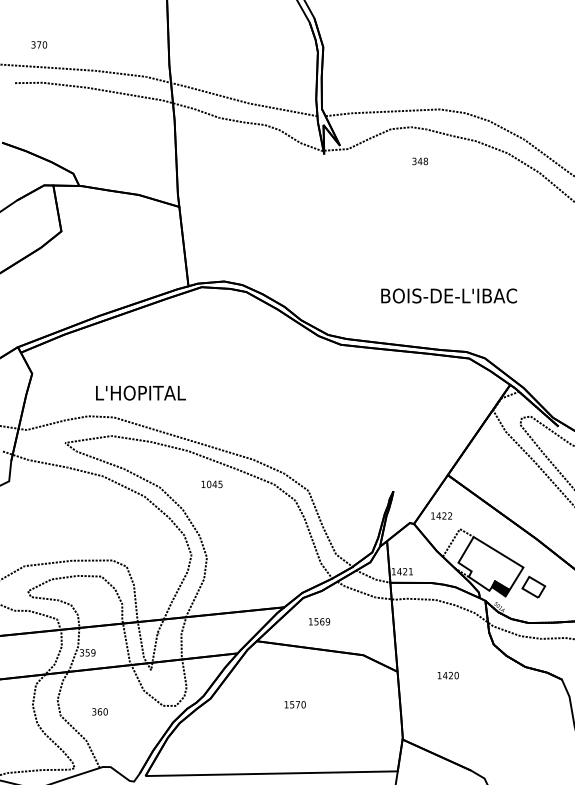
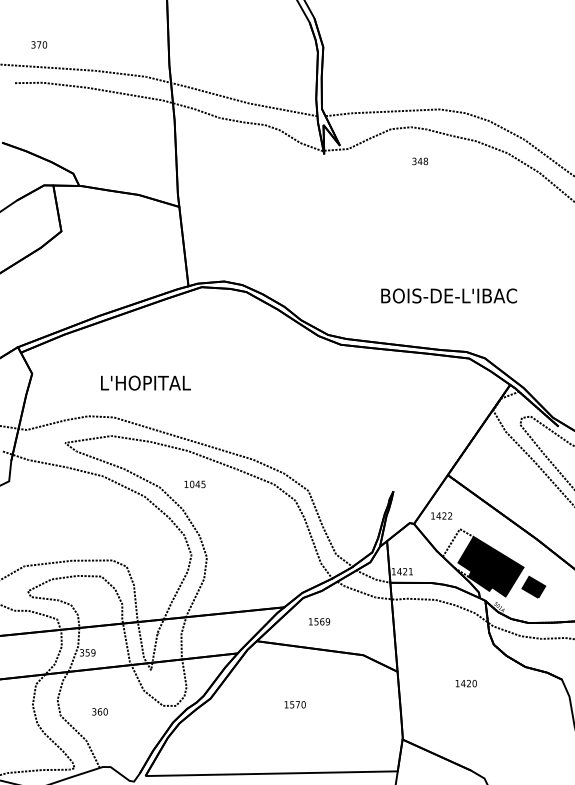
text position: (140, 392) -> (145, 382) (145, 382)
text position: (211, 484) -> (194, 484) (194, 484)
fill: none -> present (490, 563)
fill: none -> present (533, 586)
text position: (447, 675) -> (465, 683) (465, 683)
